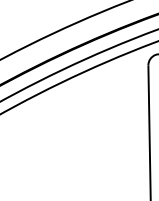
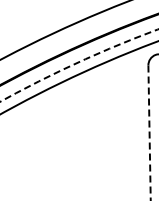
arc: solid -> dashed (79, 62)
line: solid -> dashed (149, 133)
